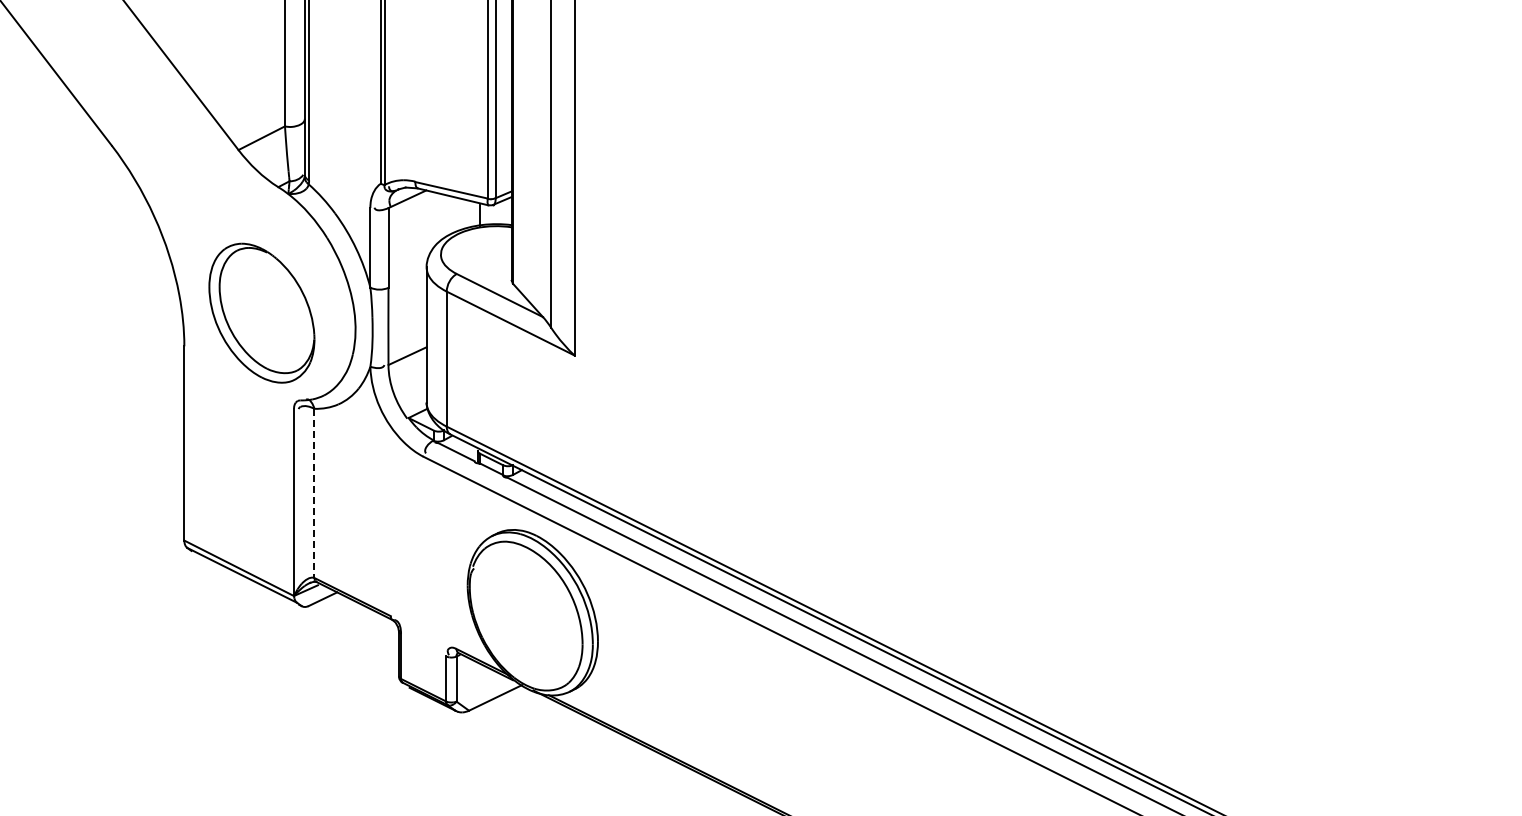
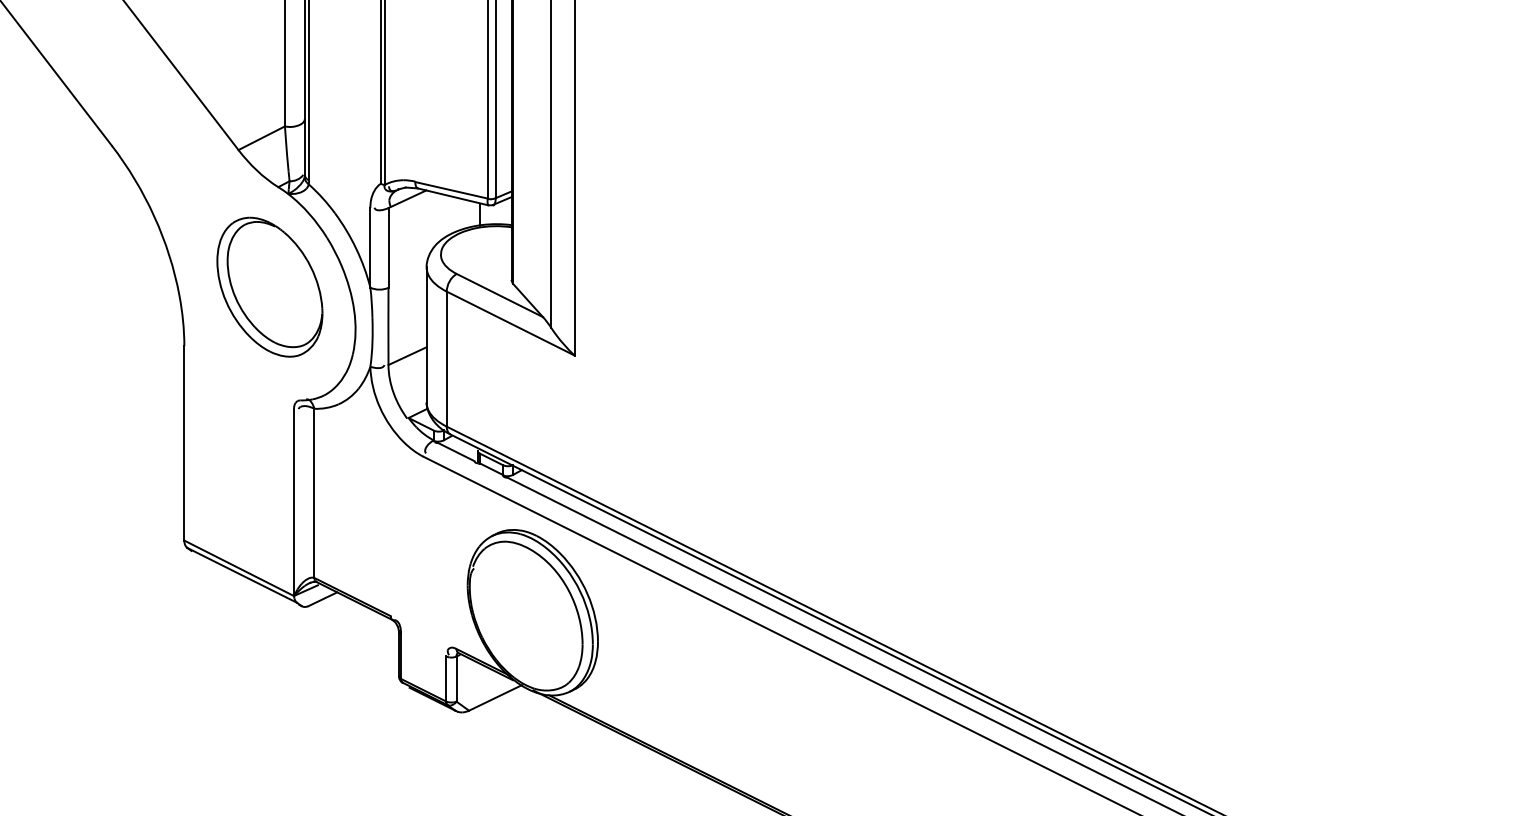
part position: (261, 312) -> (269, 286) (269, 286)
line: dashed -> solid (314, 493)
